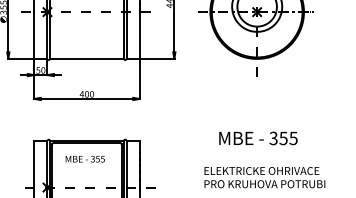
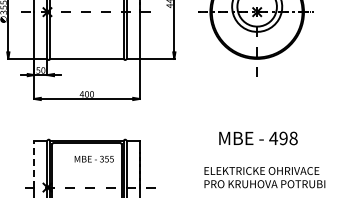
text: 355 -> 498 (283, 138)
text position: (84, 158) -> (93, 158) (93, 158)
line: solid -> dashed (34, 163)
